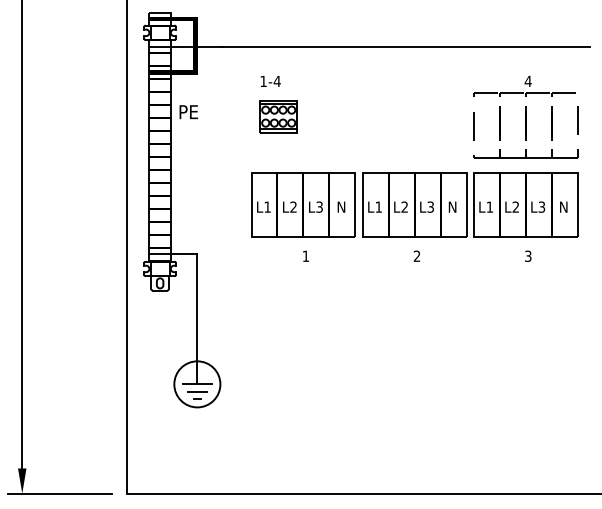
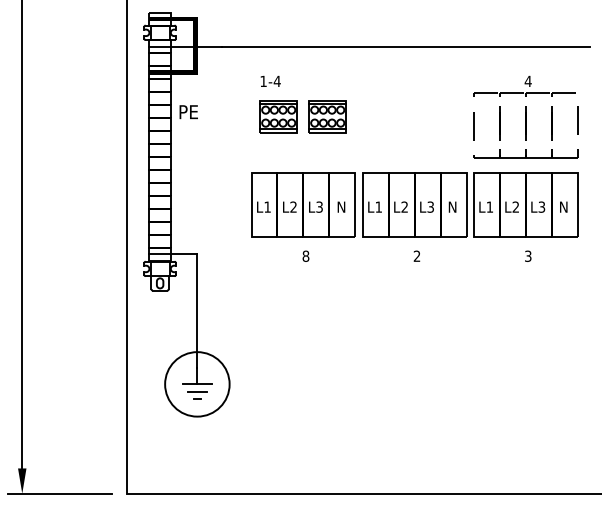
part: none -> present (327, 116)
text: 1 -> 8 (305, 255)
circle diameter: 46 px -> 65 px (197, 384)
